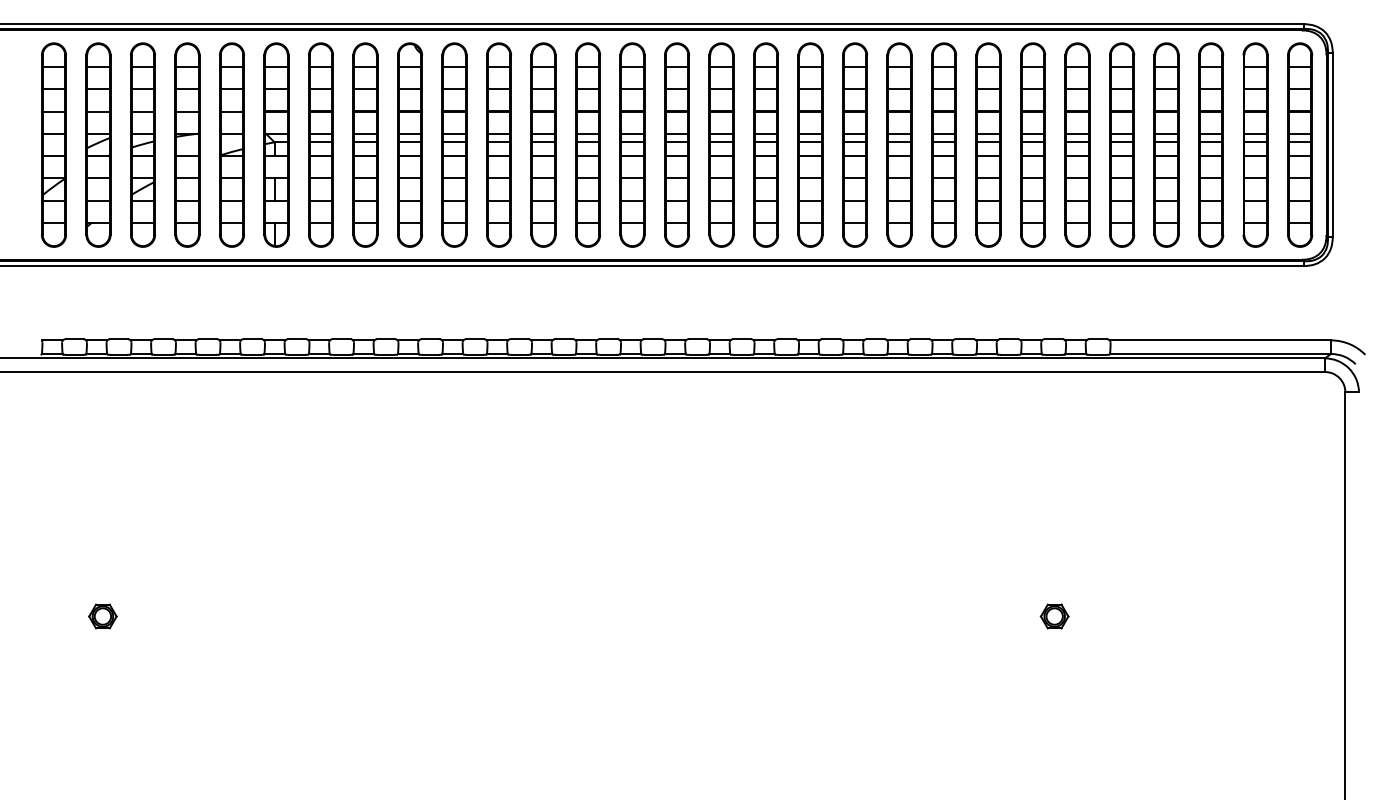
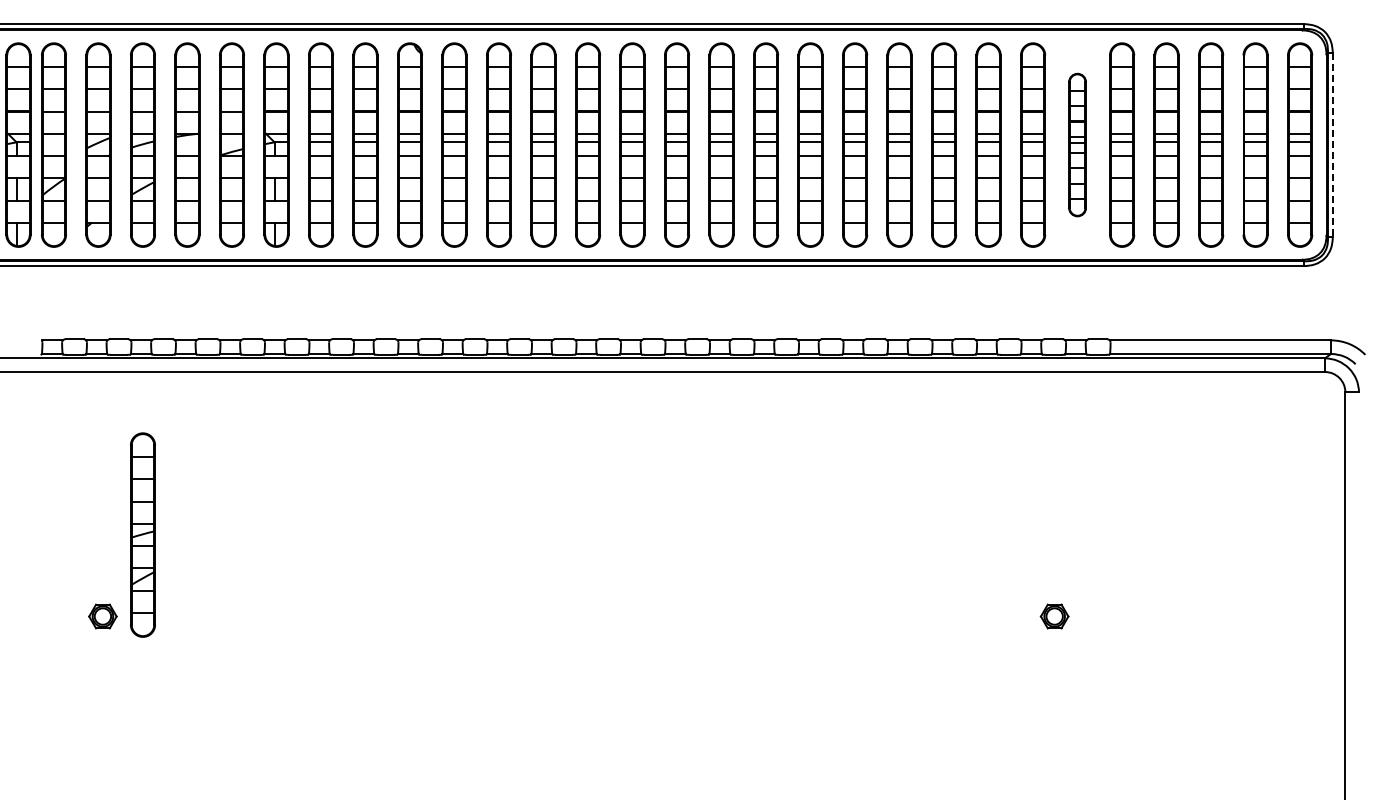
part: none -> present (18, 144)
part size: 27x206 px -> 19x146 px (1077, 144)
line: solid -> dashed (1332, 145)
part: none -> present (142, 534)
